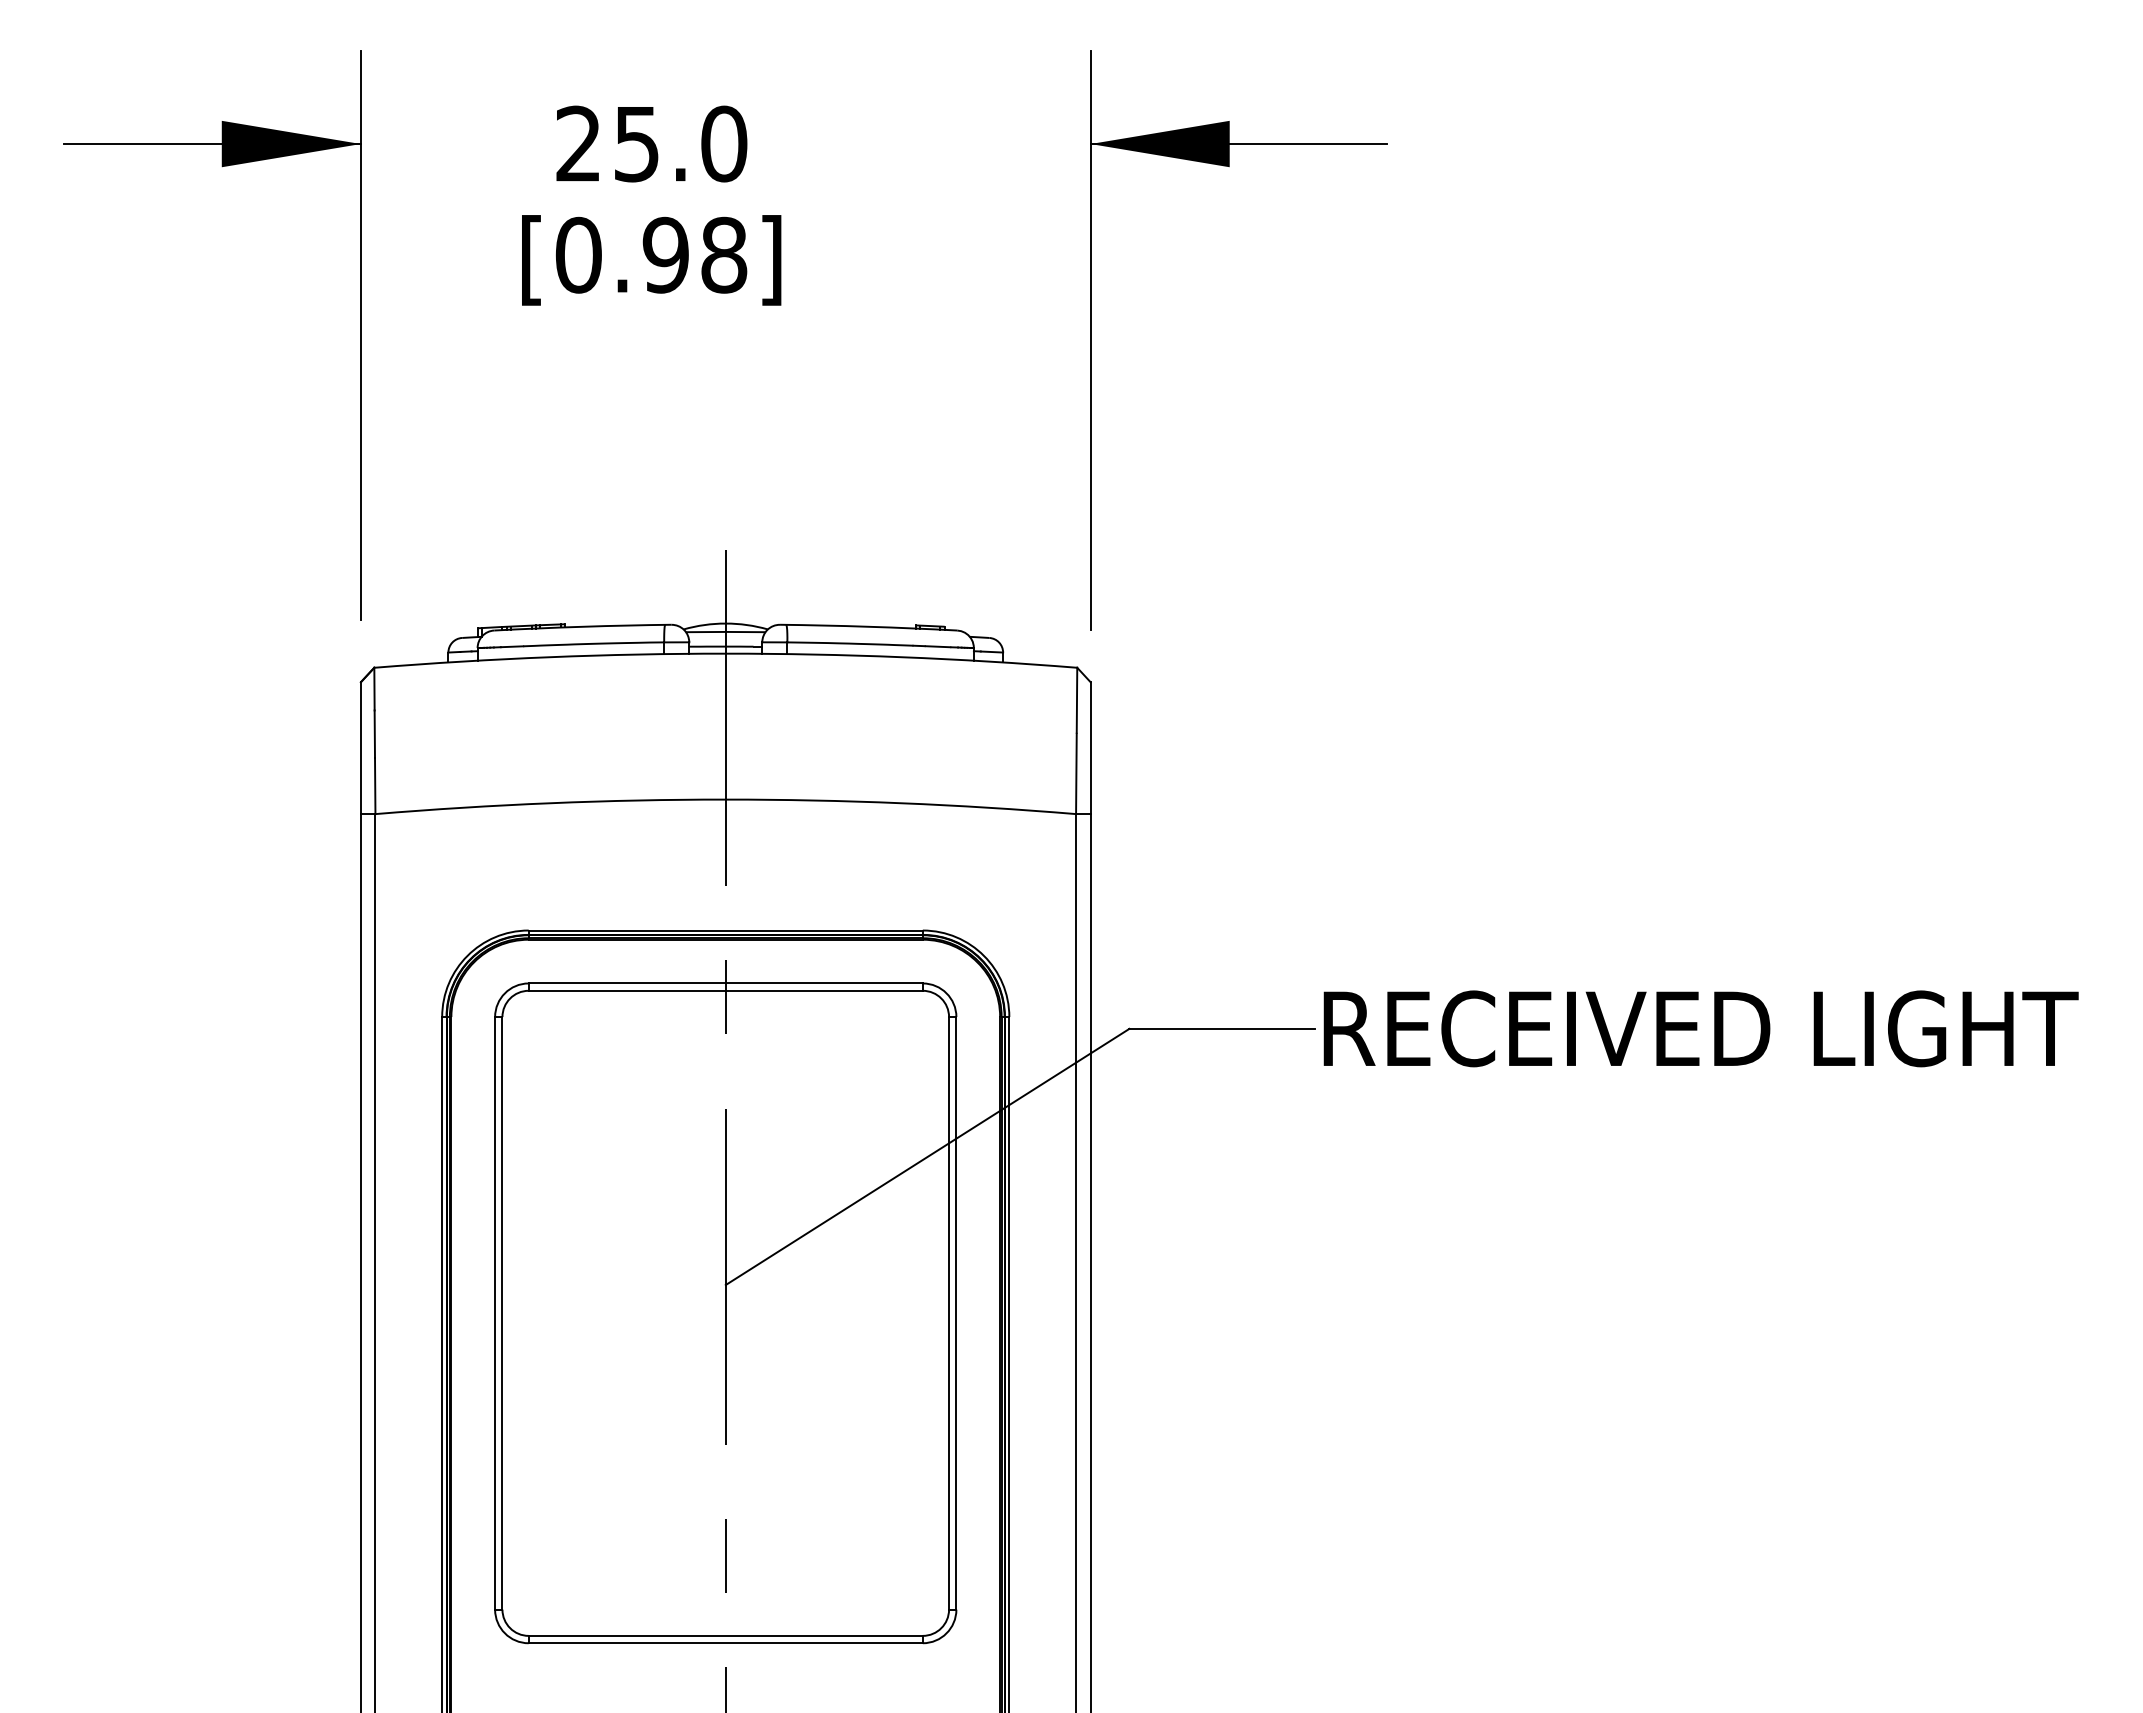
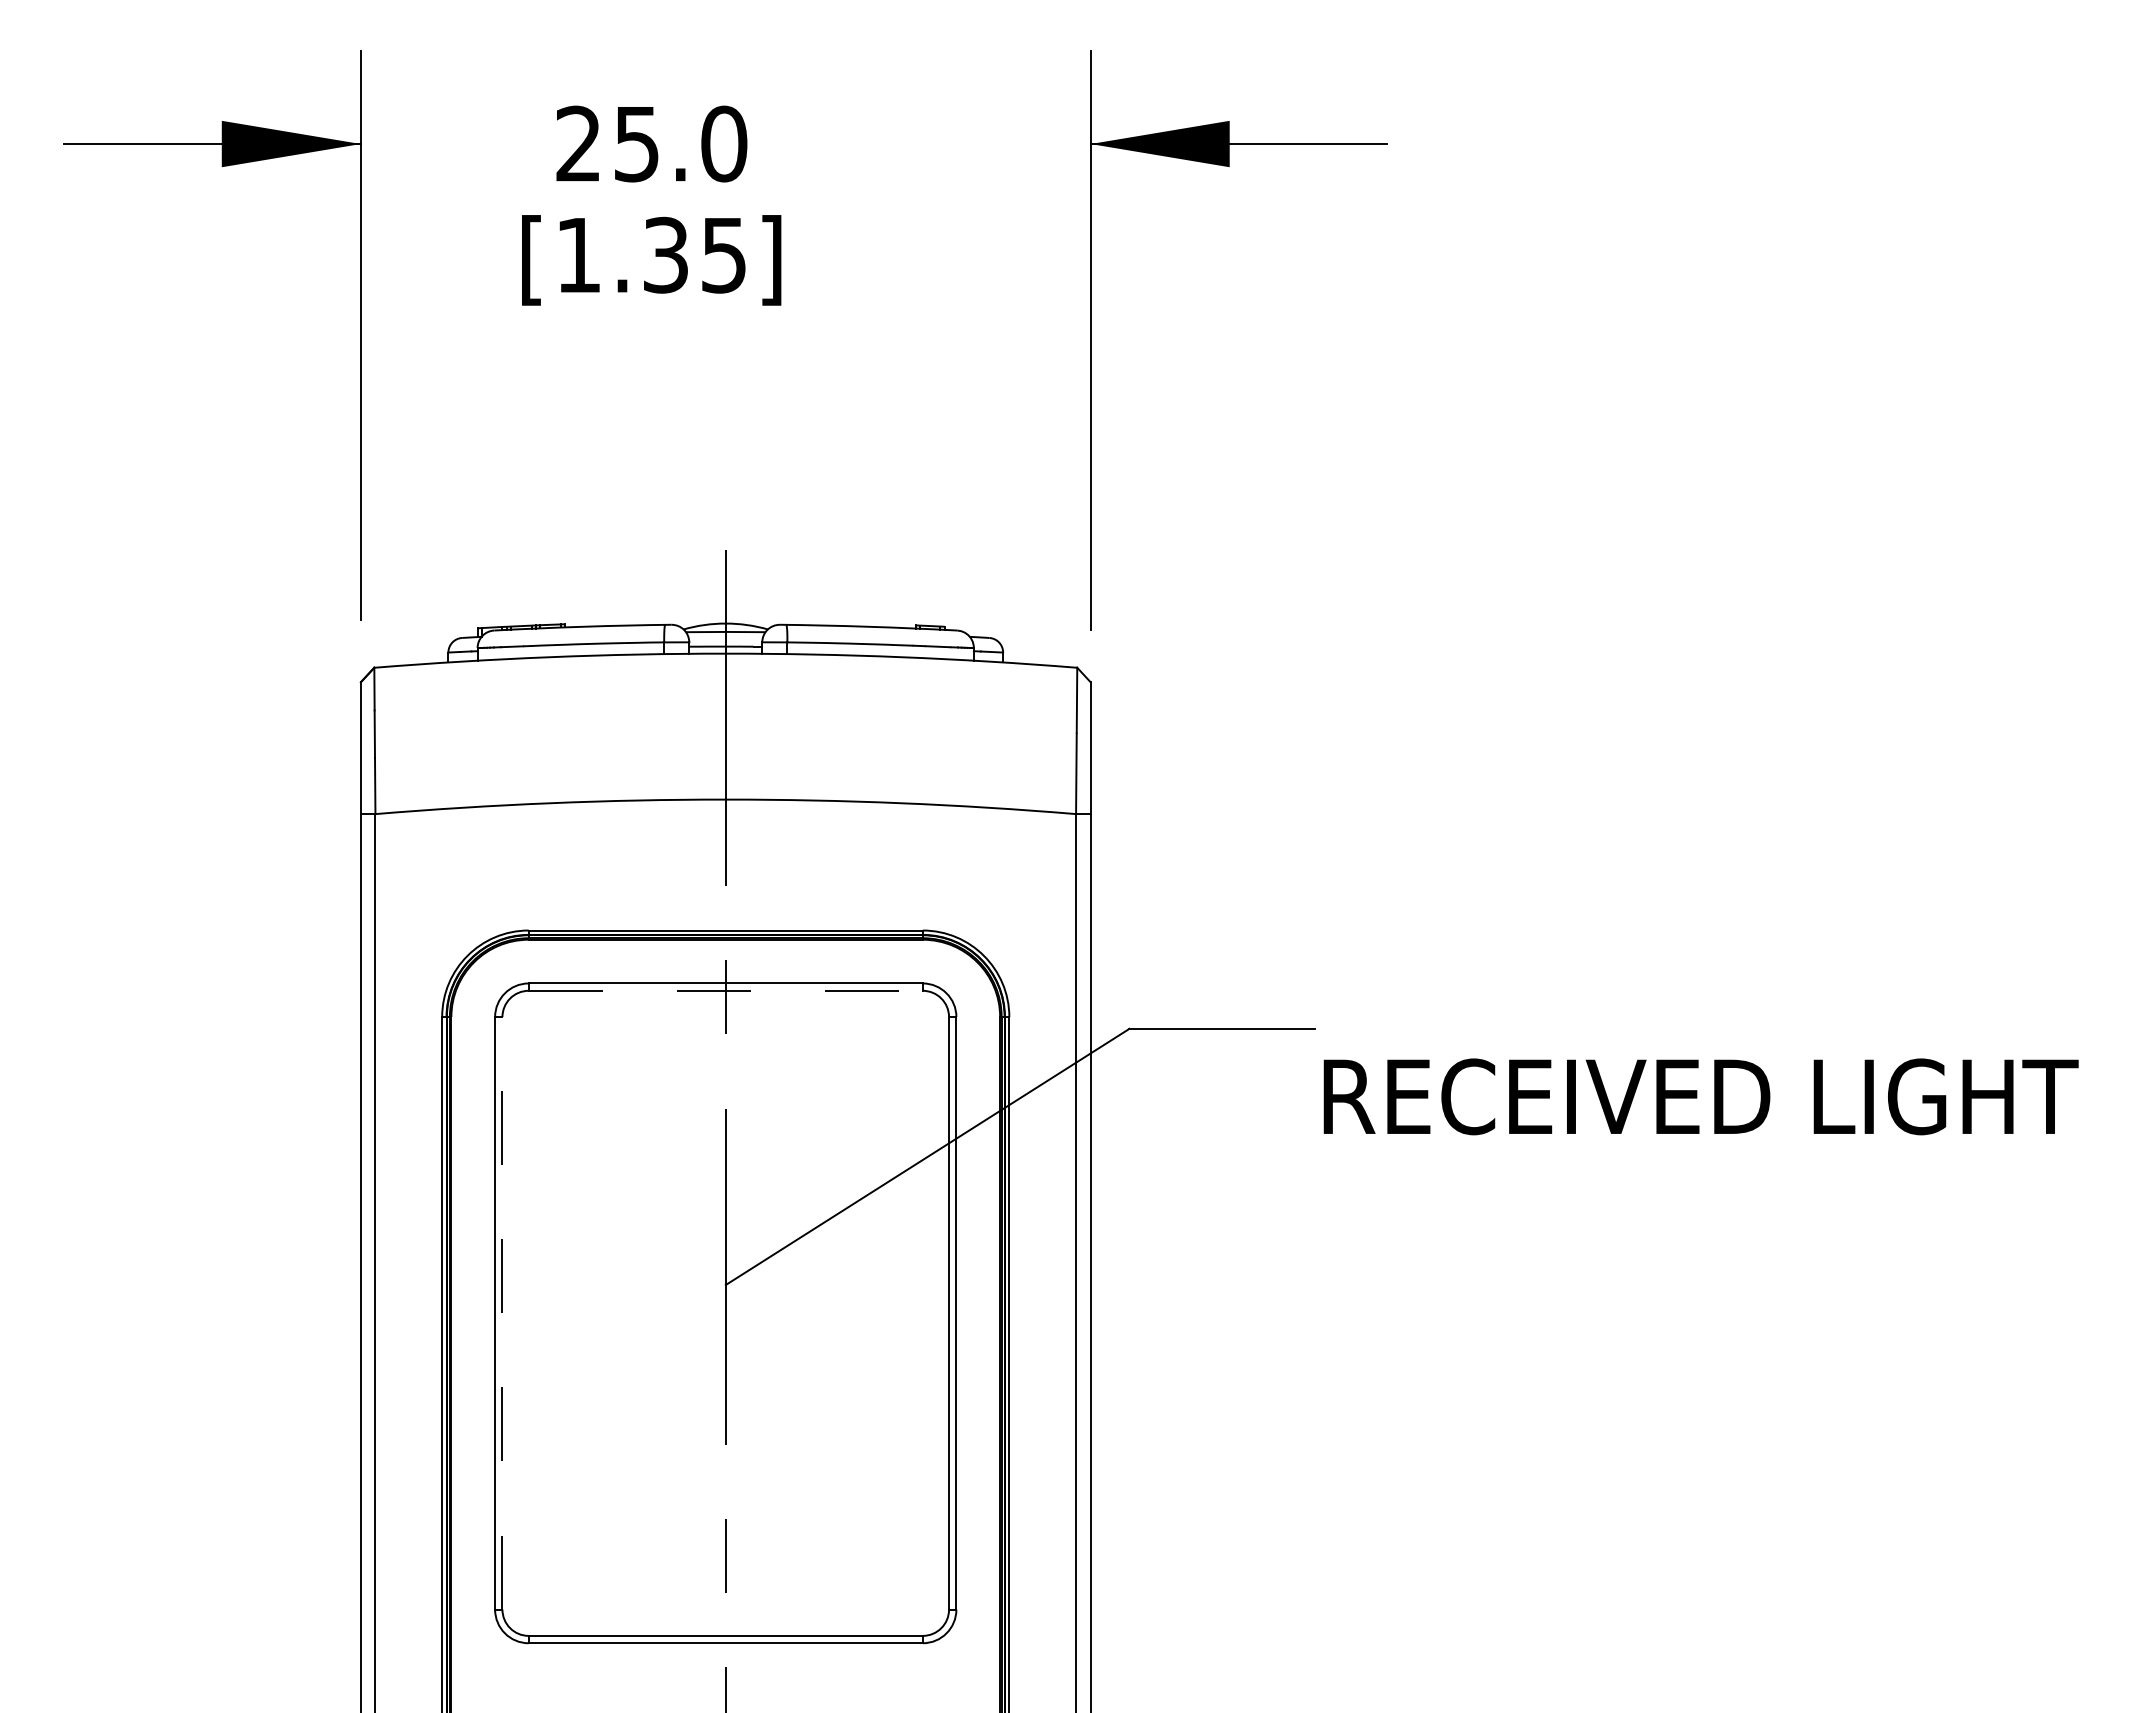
text: [0.98] -> [1.35] (651, 254)
line: solid -> dashed (726, 990)
text position: (1700, 1028) -> (1700, 1096) (1700, 1096)
line: solid -> dashed (502, 1312)
